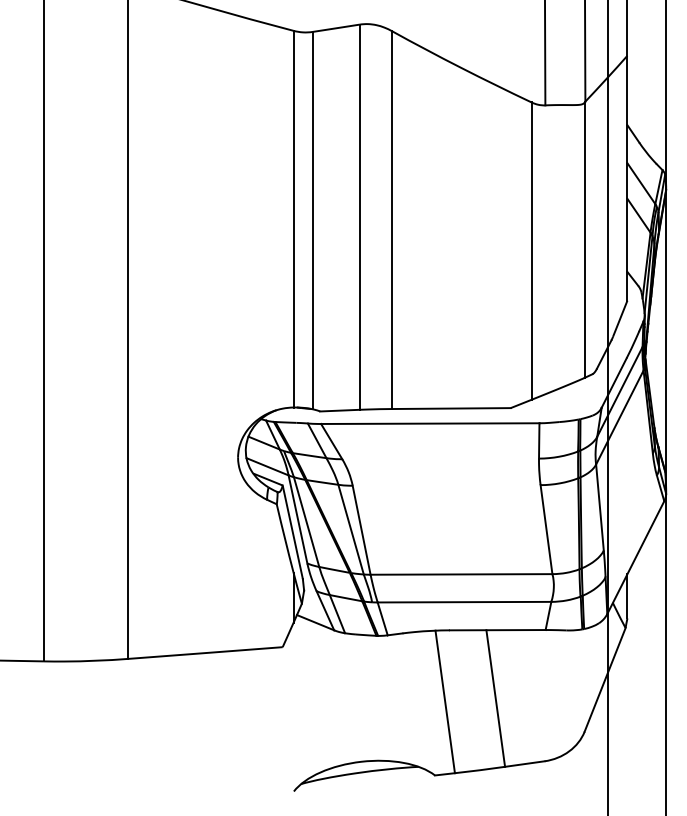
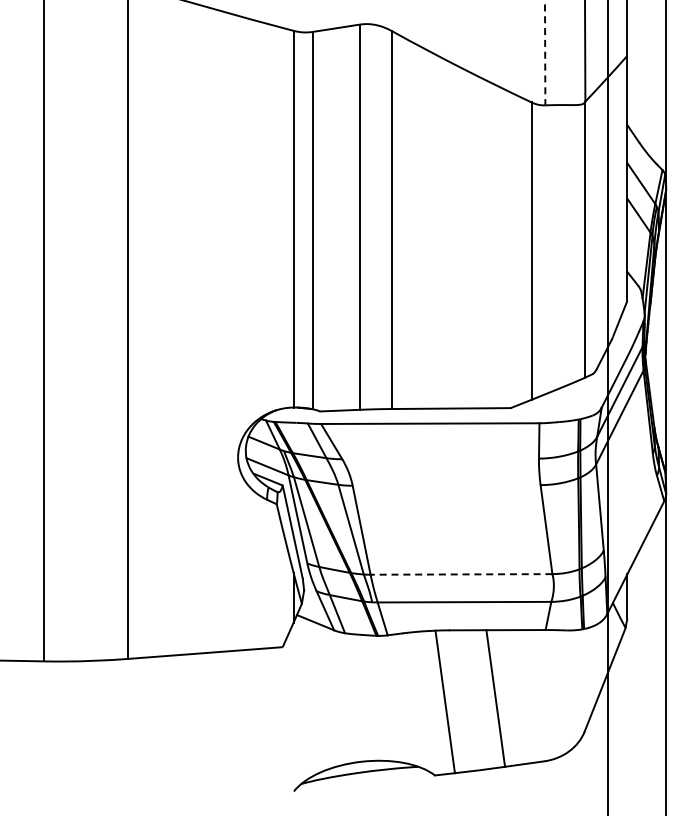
line: solid -> dashed (545, 53)
line: solid -> dashed (461, 574)
